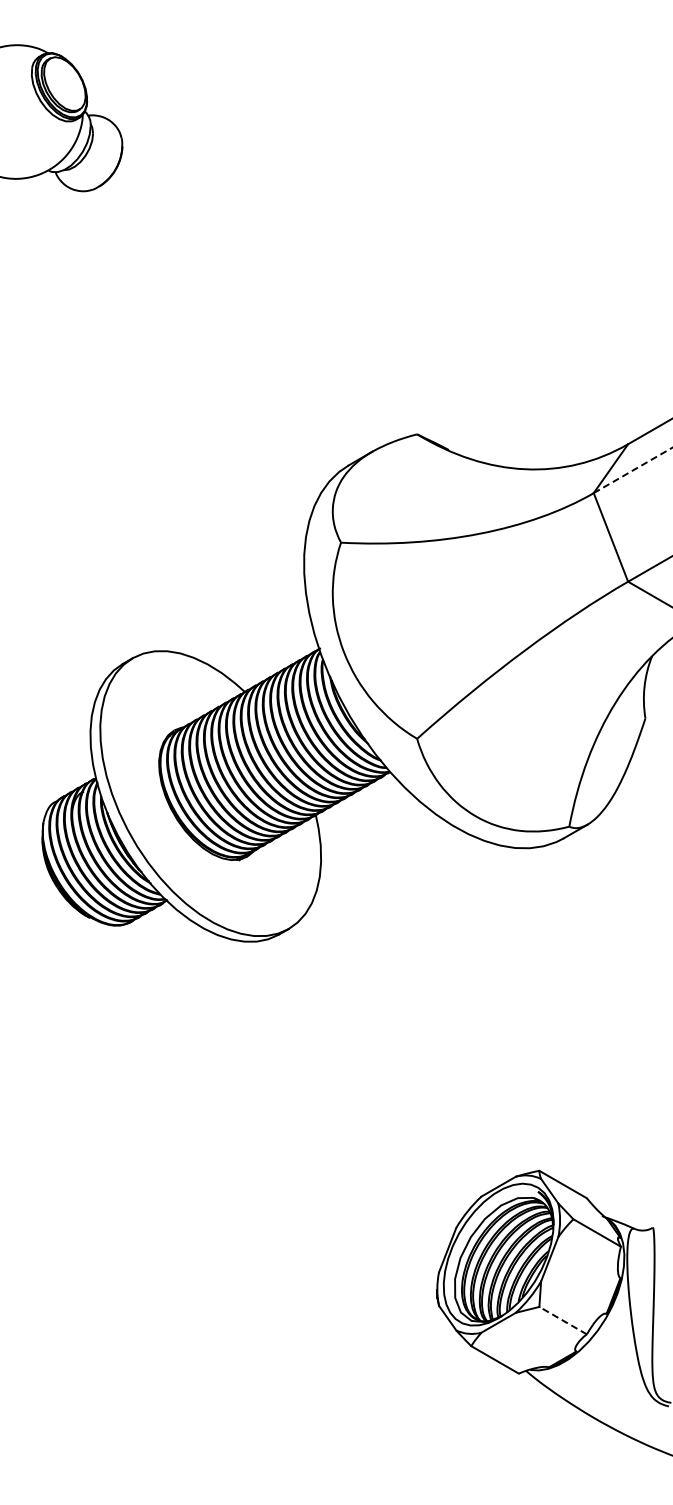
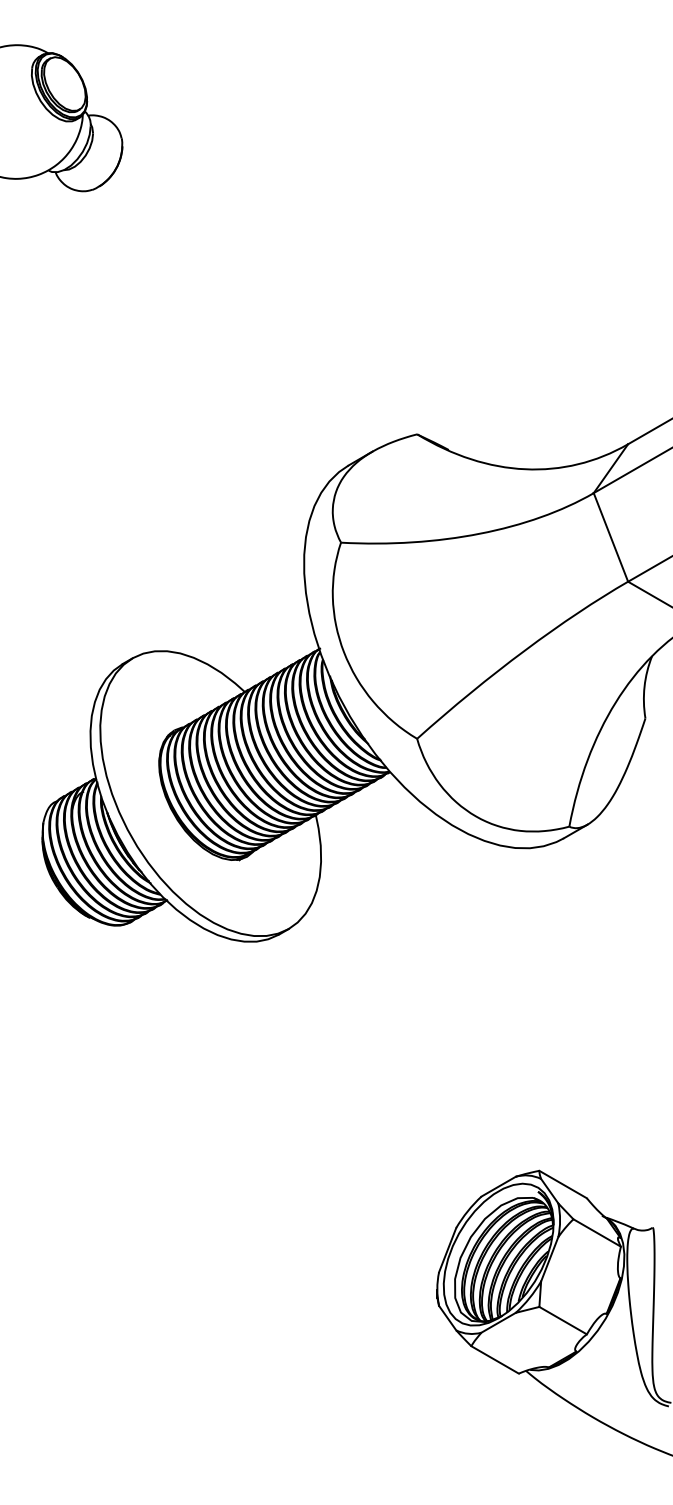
line: dashed -> solid (633, 470)
line: dashed -> solid (562, 1320)
